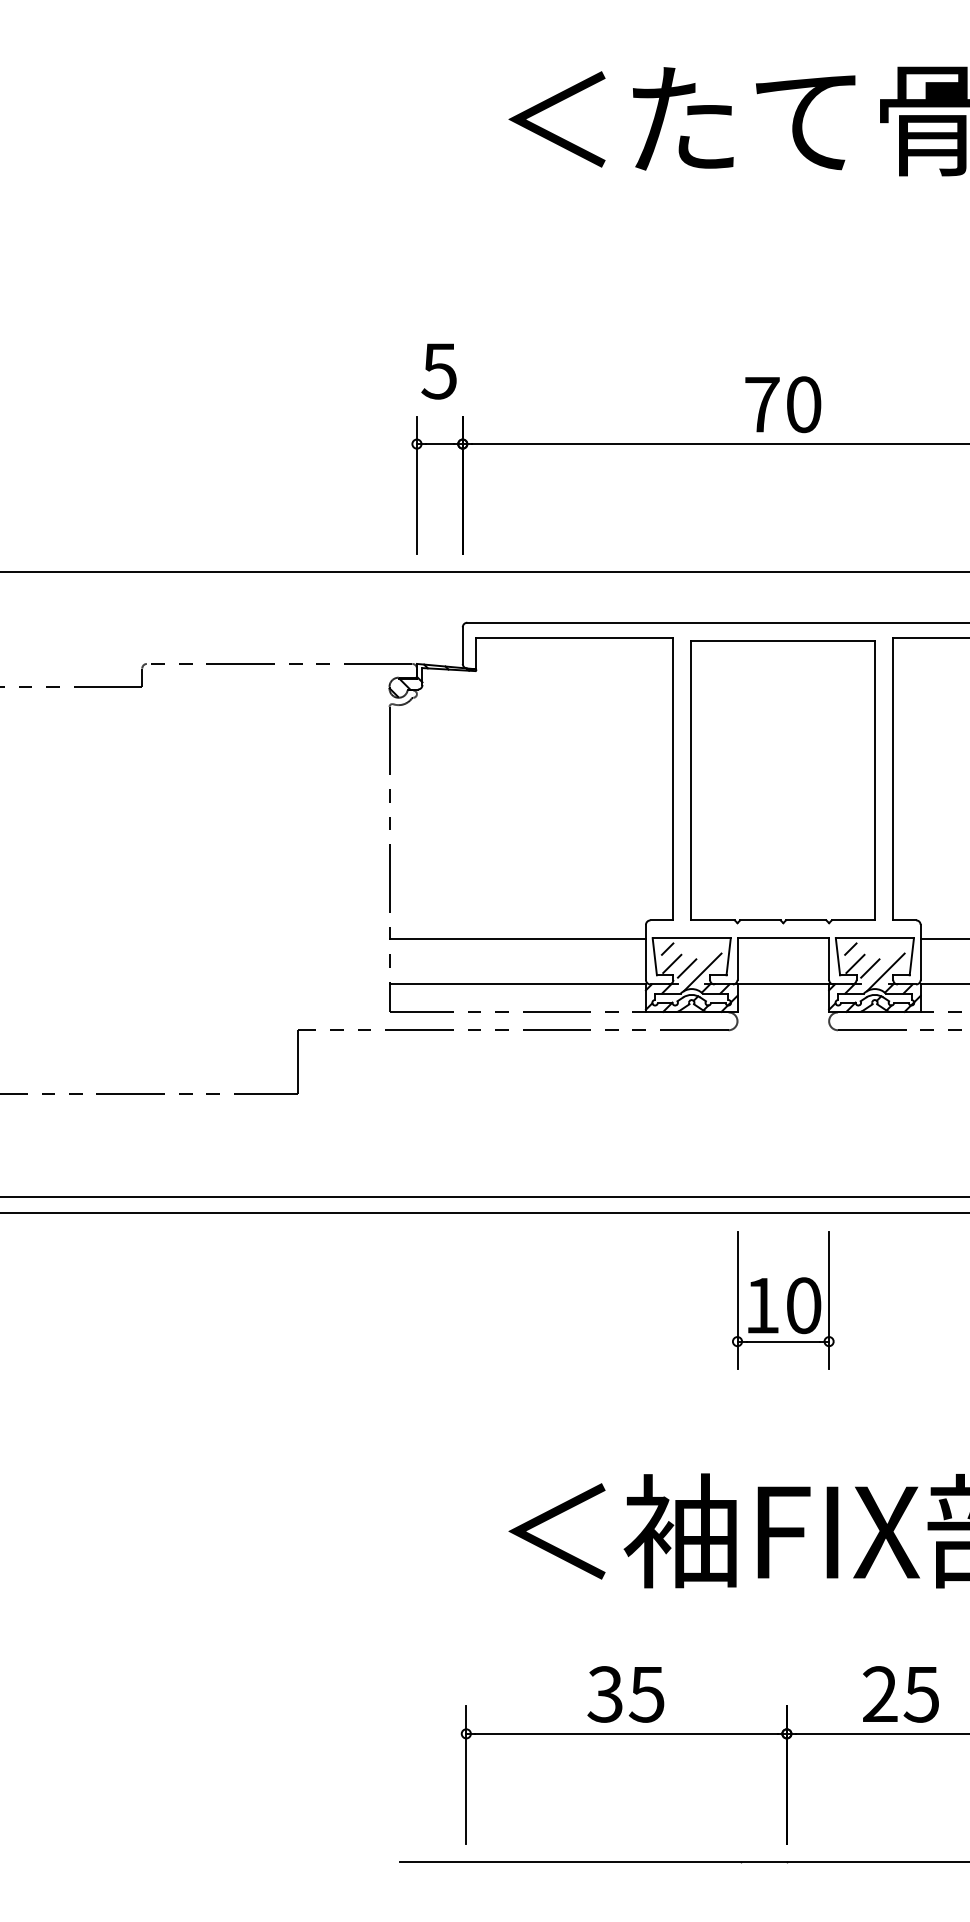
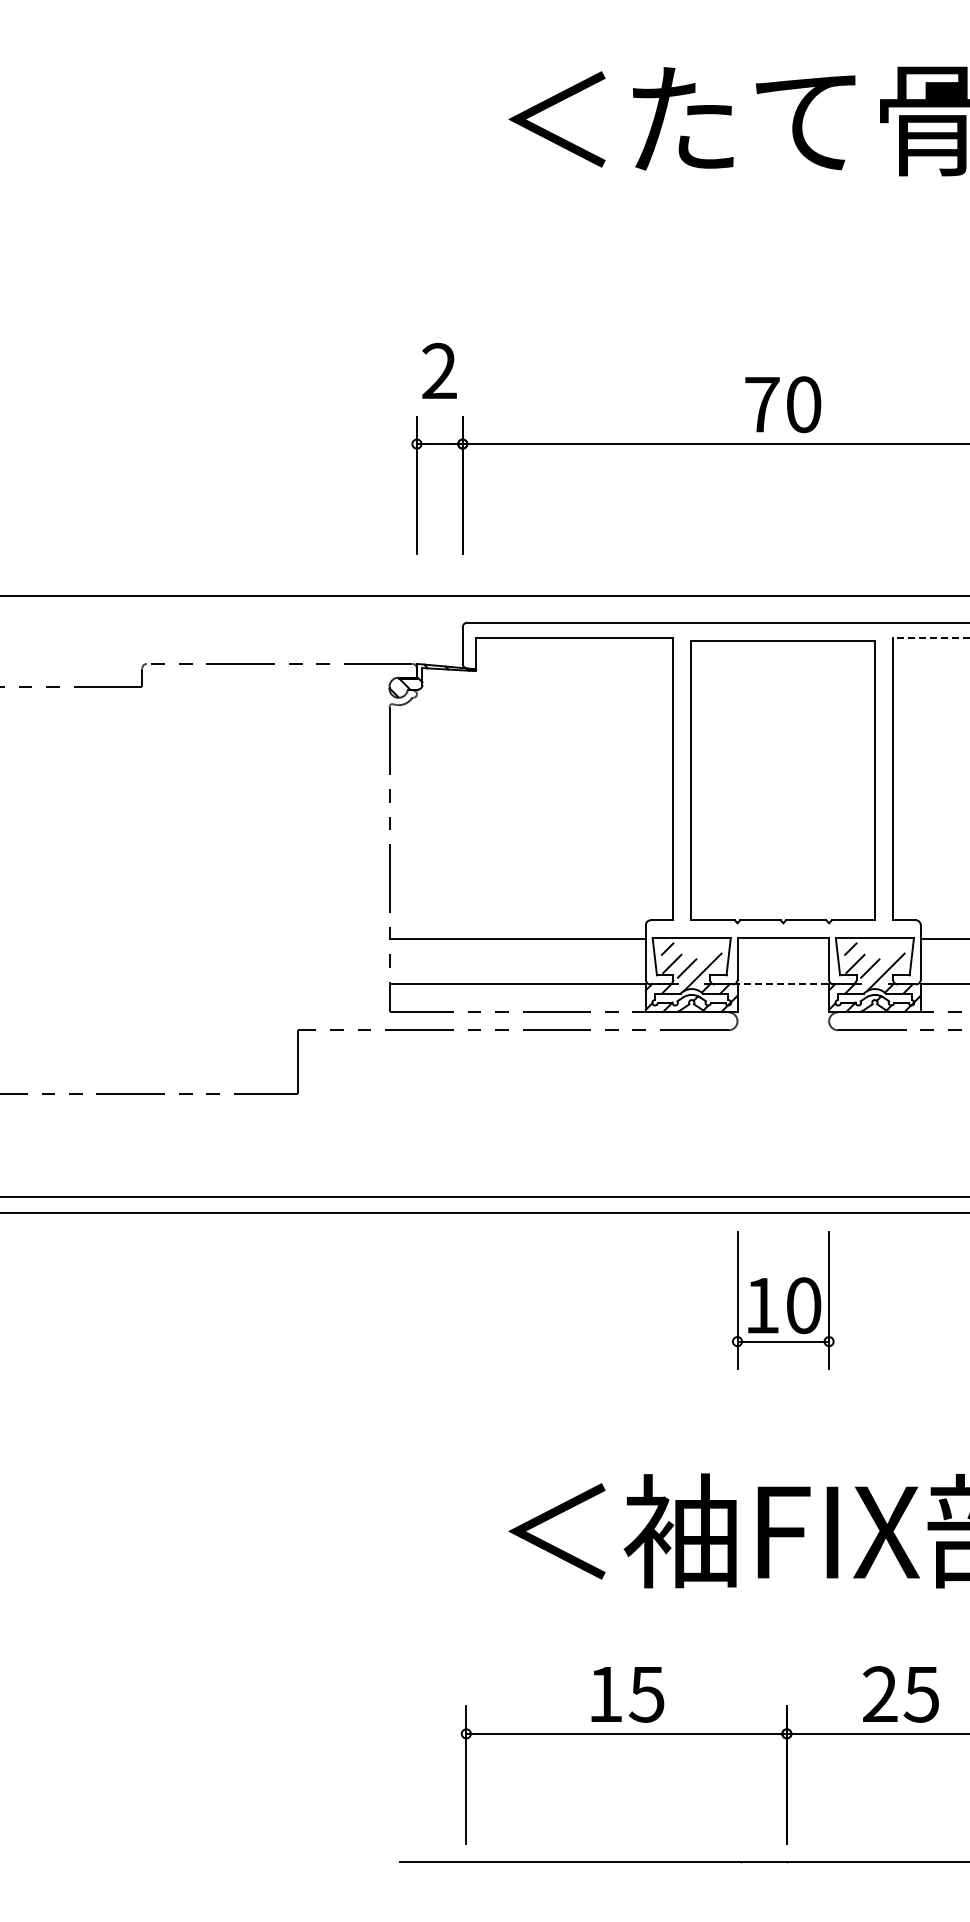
text: 5 -> 2 (438, 370)
line position: (484, 572) -> (484, 596) (484, 596)
line: solid -> dashed (931, 637)
line: solid -> dashed (783, 984)
text: 35 -> 15 (604, 1694)
